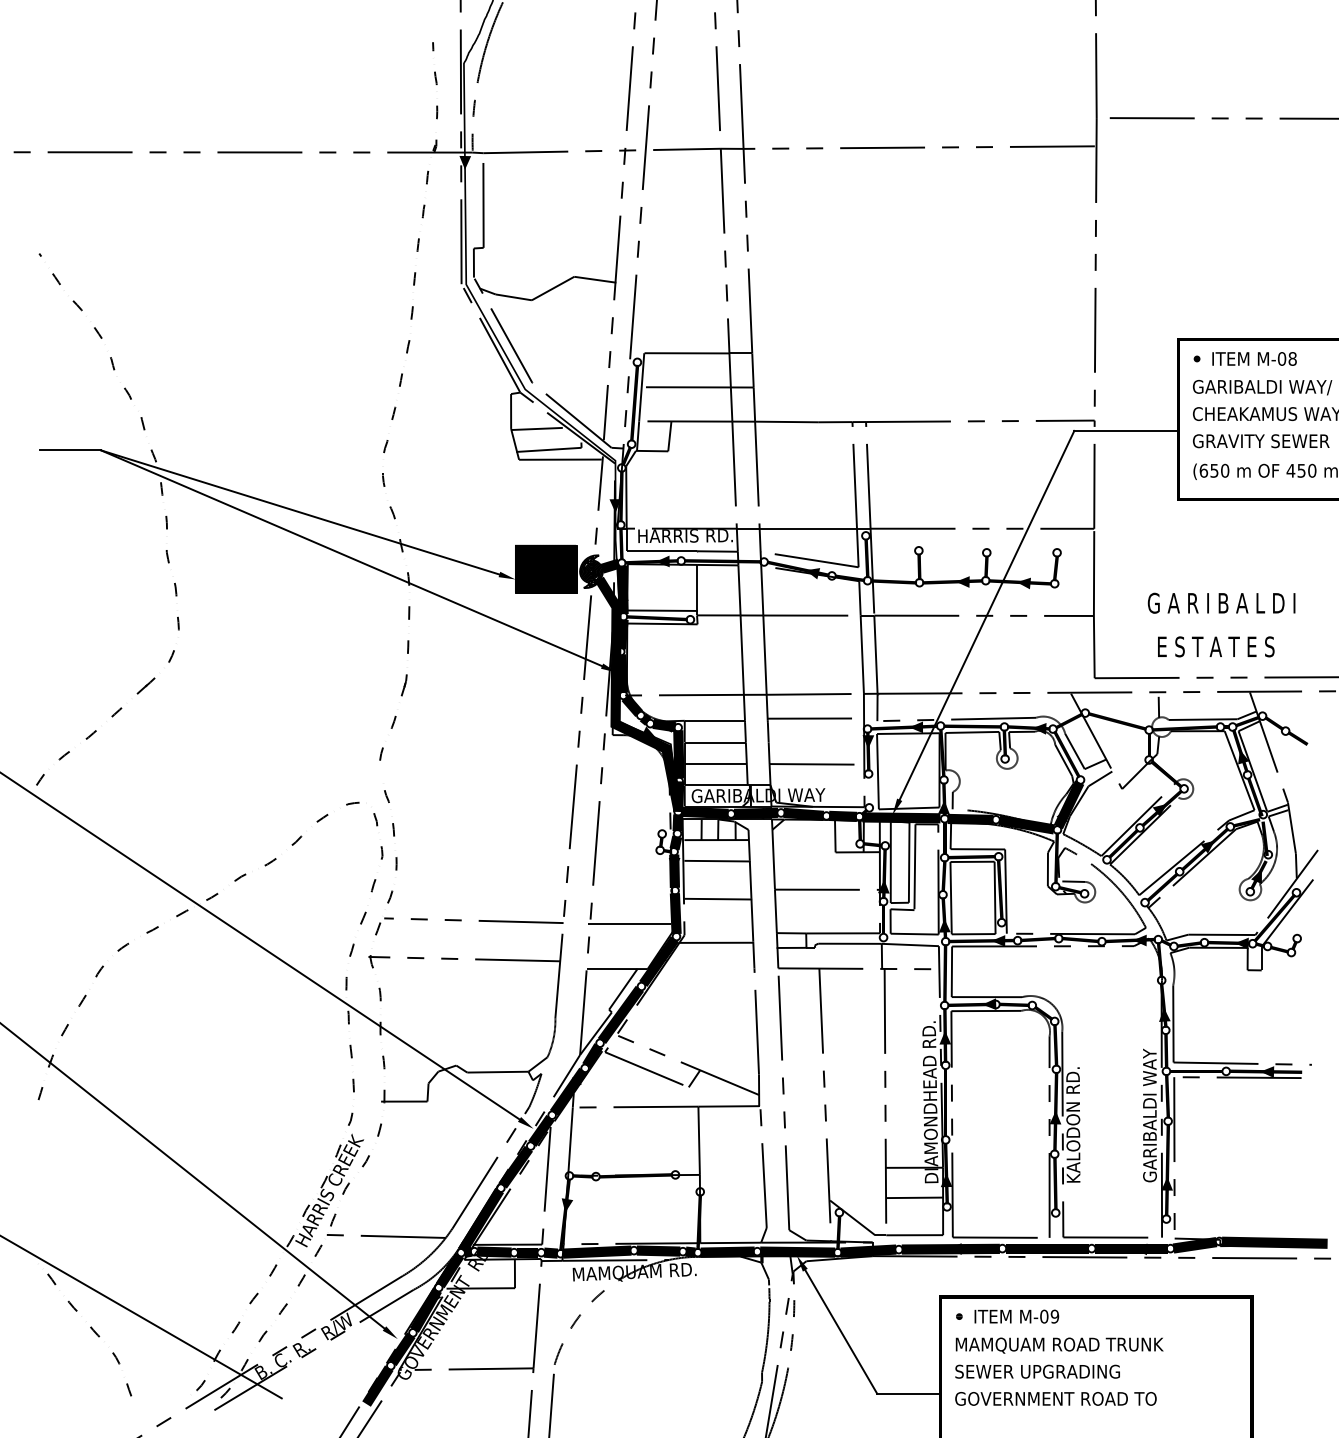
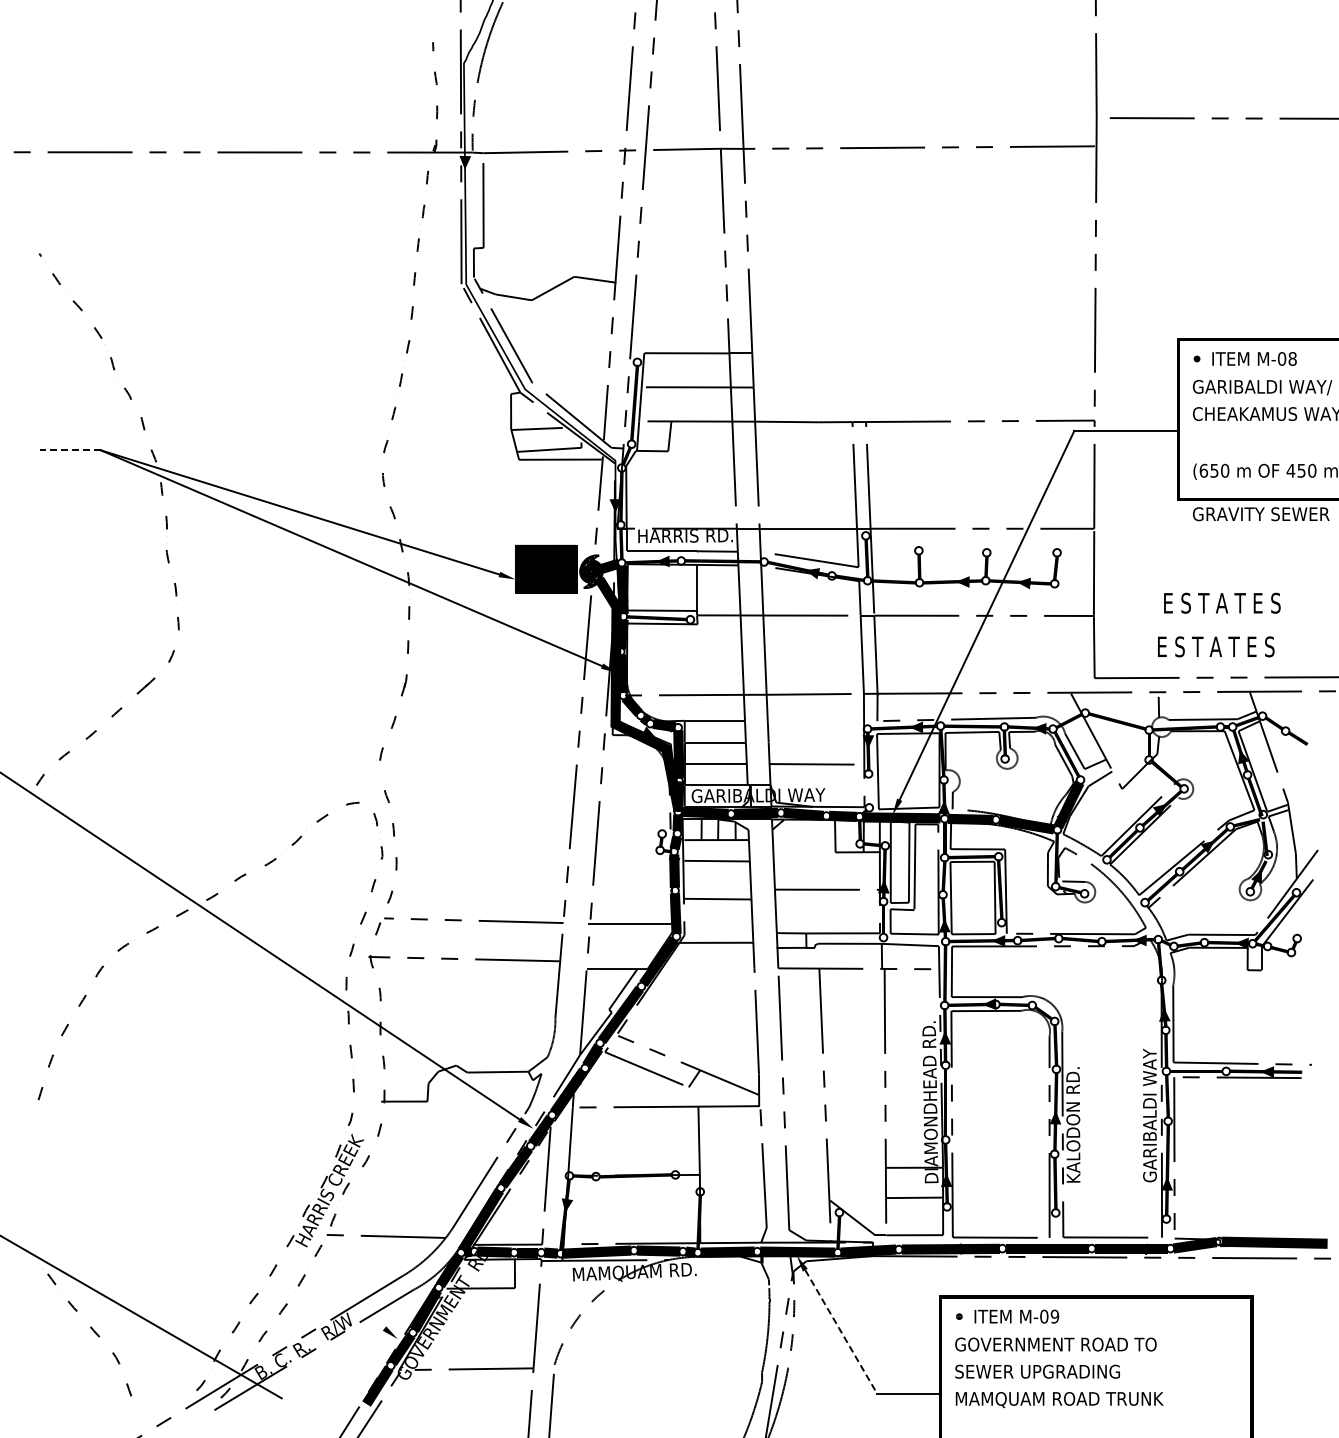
text position: (1261, 441) -> (1261, 514) (1261, 514)
line: solid -> dashed (70, 450)
text: G A R I B A L D I -> E S T A T E S (1221, 602)
line: present -> none (815, 718)
line: present -> none (193, 1176)
line: solid -> dashed (841, 1332)
text: MAMQUAM ROAD TRUNK -> GOVERNMENT ROAD TO (1059, 1345)
text: GOVERNMENT ROAD TO -> MAMQUAM ROAD TRUNK (1059, 1400)
